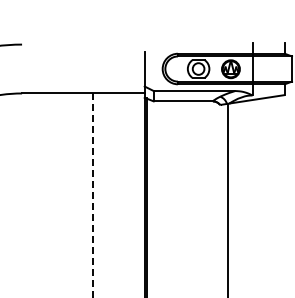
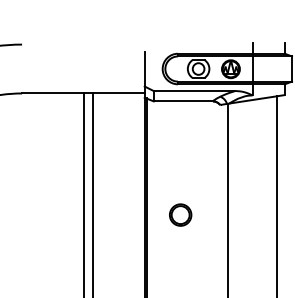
line: none -> present (84, 193)
line: none -> present (276, 195)
line: dashed -> solid (93, 196)
part: none -> present (180, 214)
